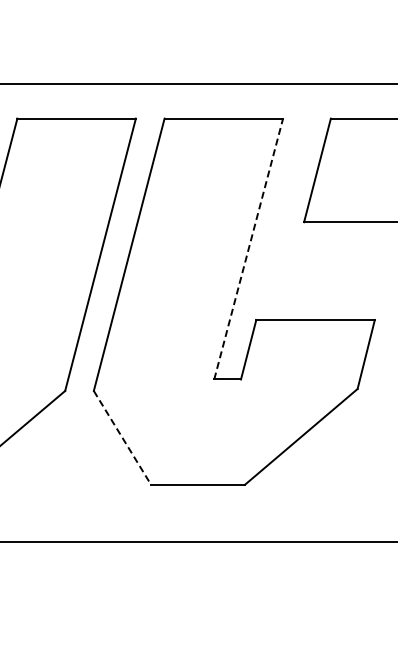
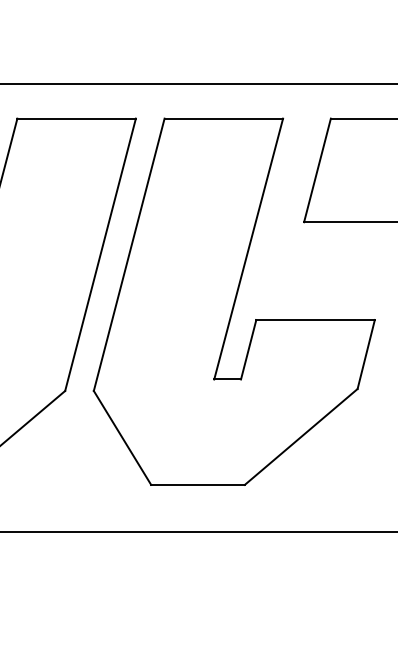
line: dashed -> solid (248, 249)
line: dashed -> solid (122, 438)
line position: (198, 542) -> (198, 532) (198, 532)
